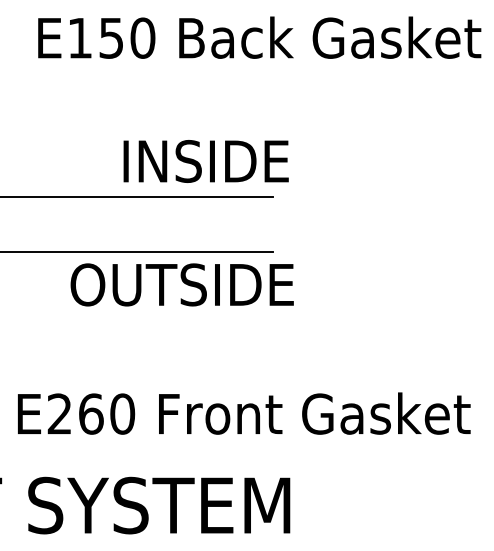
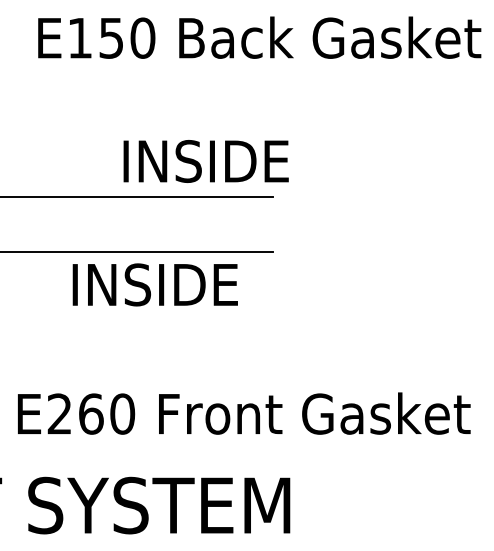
text: OUTSIDE -> INSIDE (181, 284)
